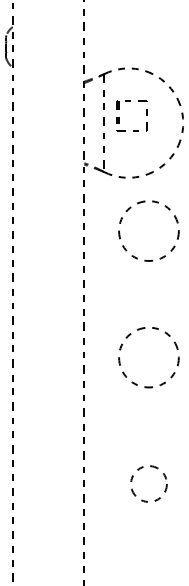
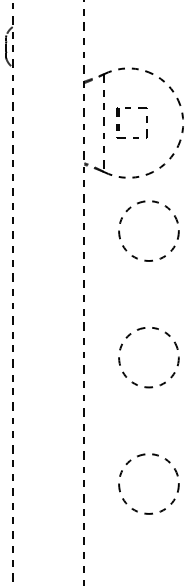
part position: (119, 117) -> (119, 124) (119, 124)
circle size: 38x38 px -> 62x62 px (148, 483)
